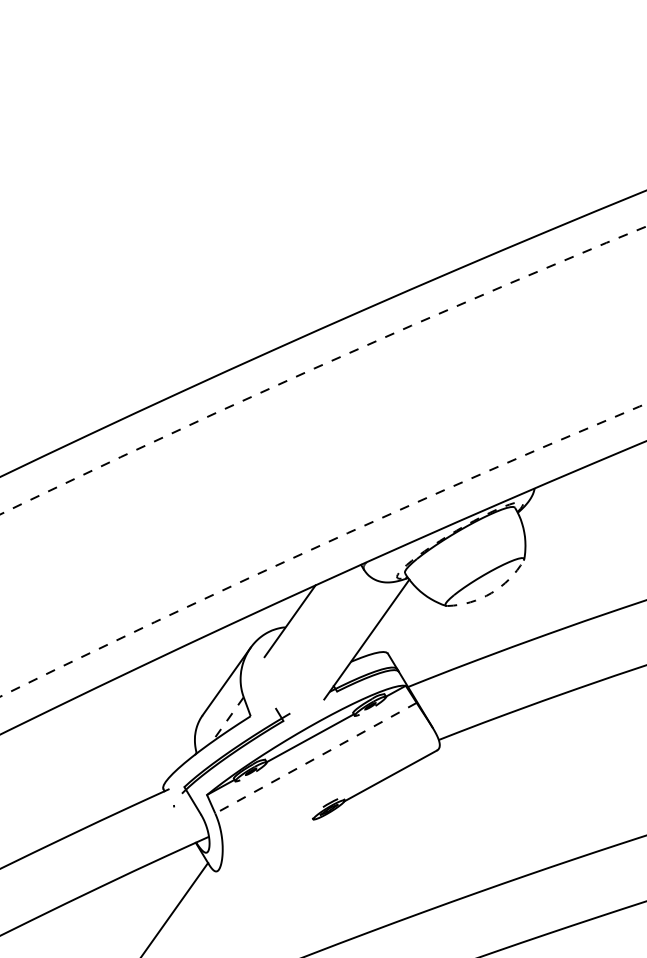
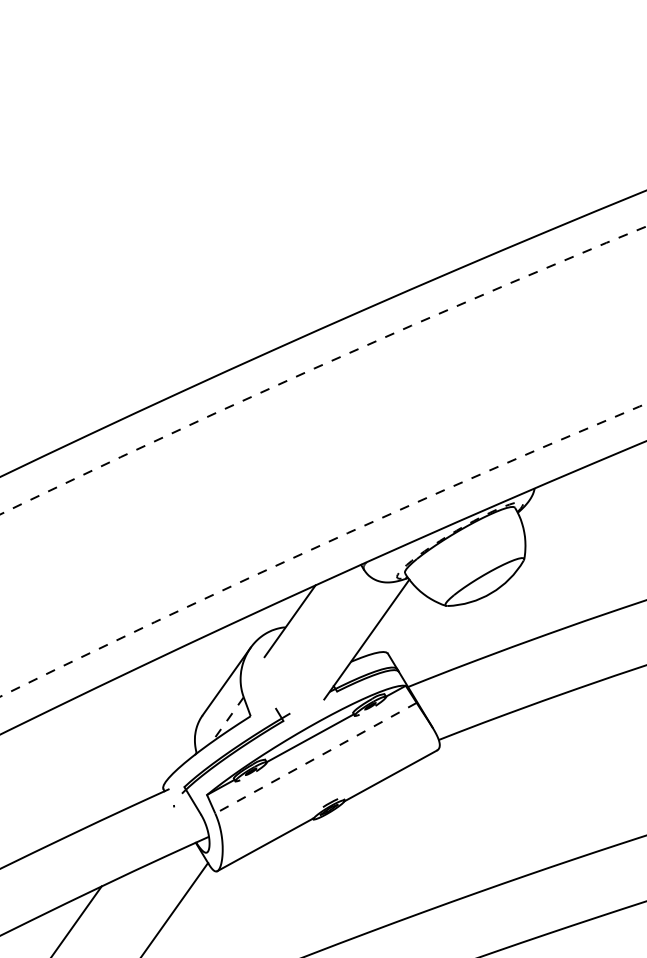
arc: dashed -> solid (491, 593)
line: none -> present (265, 844)
line: none -> present (77, 920)
